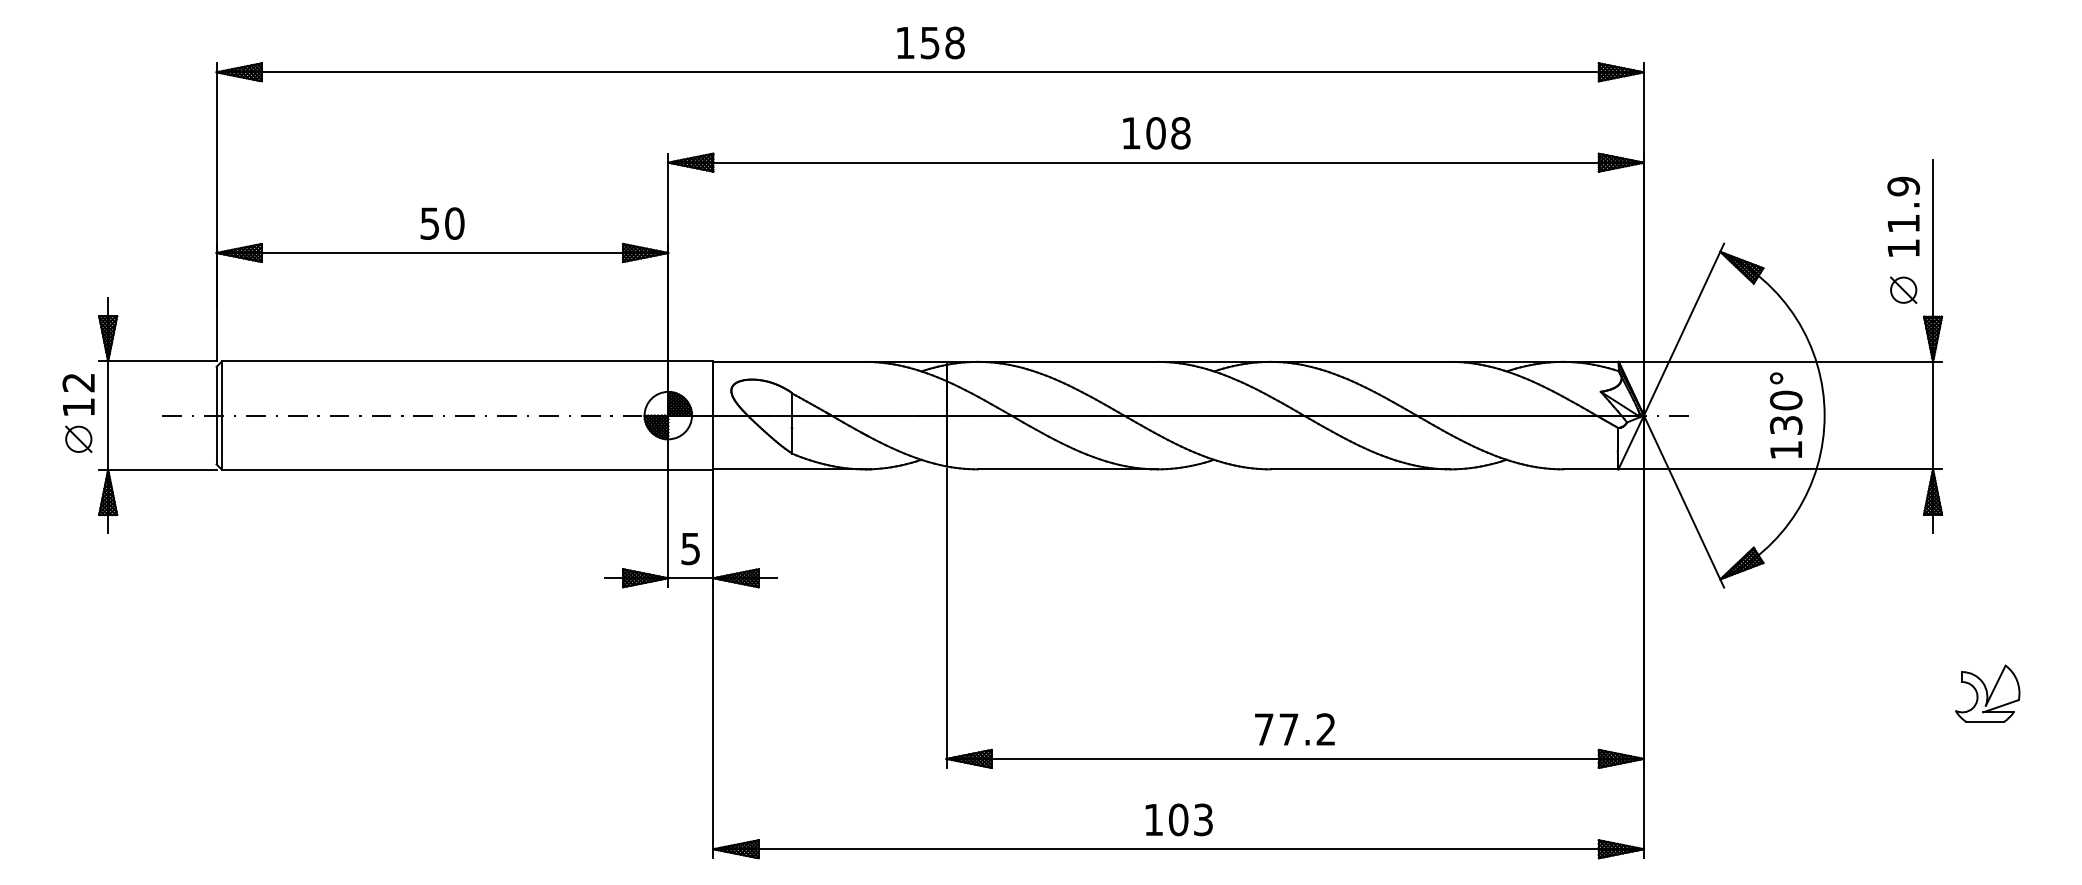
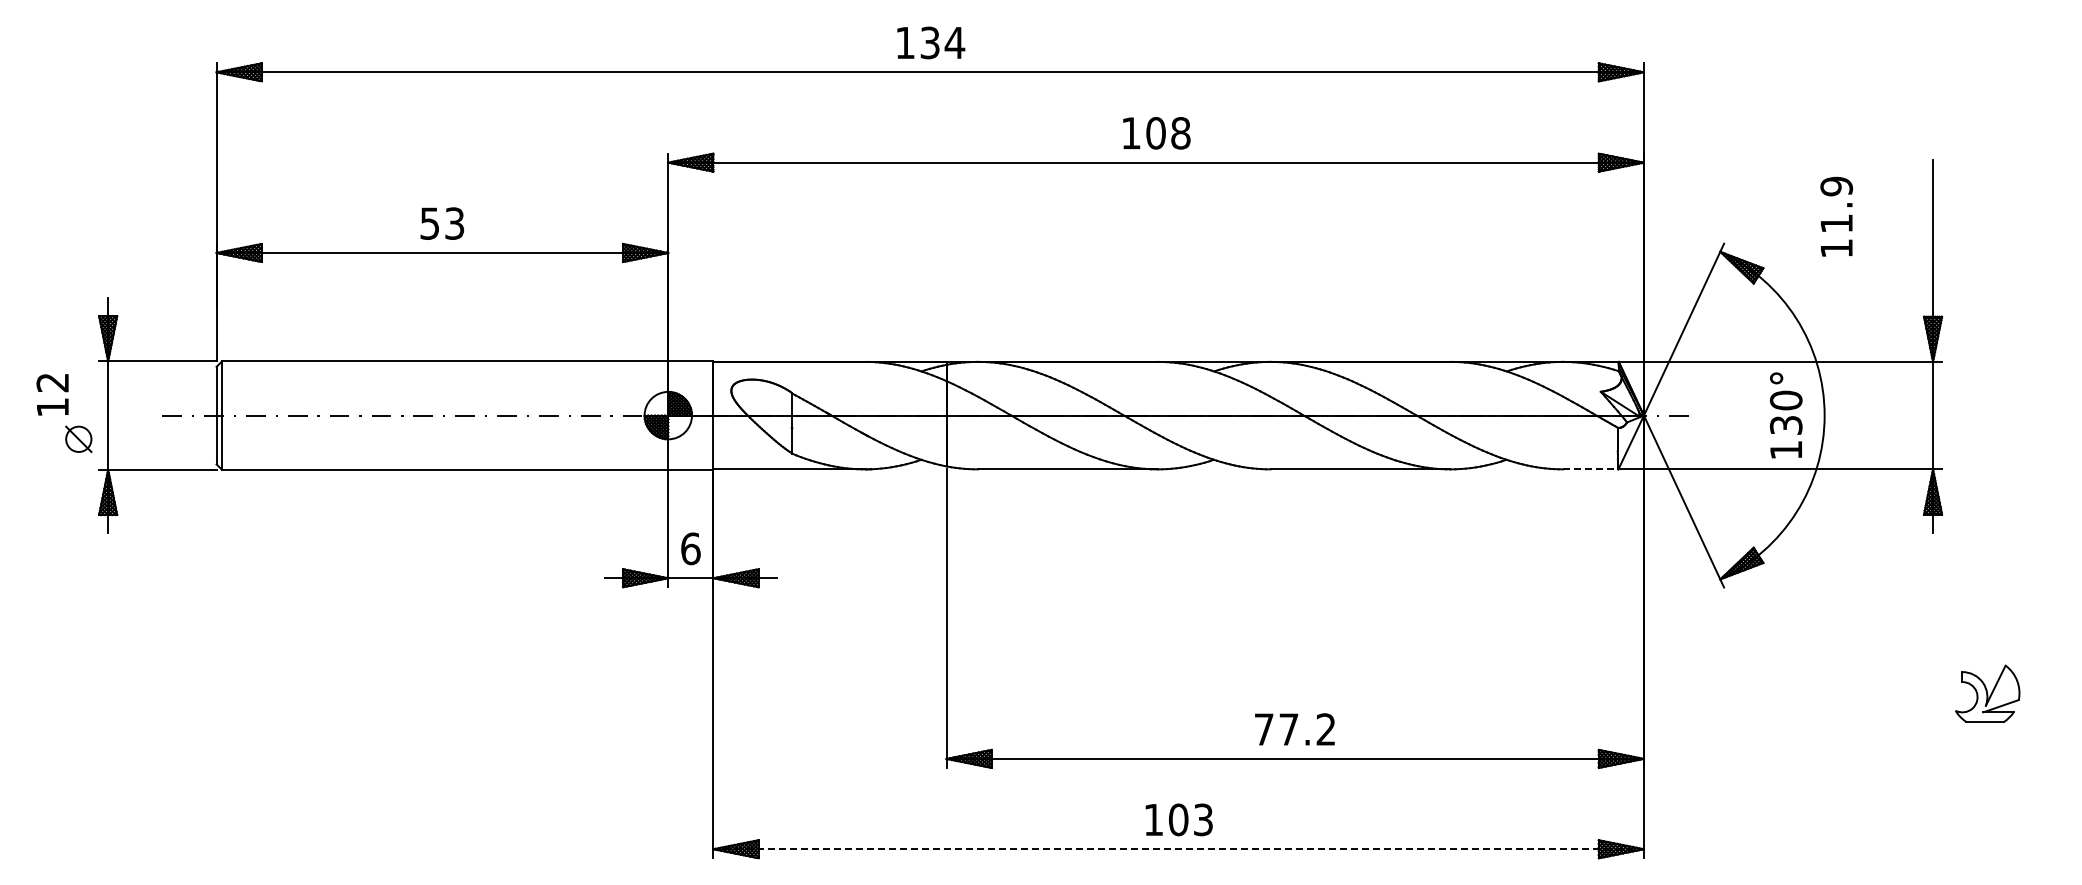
text: 158 -> 134 (943, 42)
text position: (1903, 216) -> (1836, 216) (1836, 216)
text: 50 -> 53 (454, 223)
part: present -> none (1903, 289)
text position: (78, 394) -> (52, 394) (52, 394)
line: solid -> dashed (1590, 469)
text: 5 -> 6 (690, 548)
line: solid -> dashed (1179, 849)
